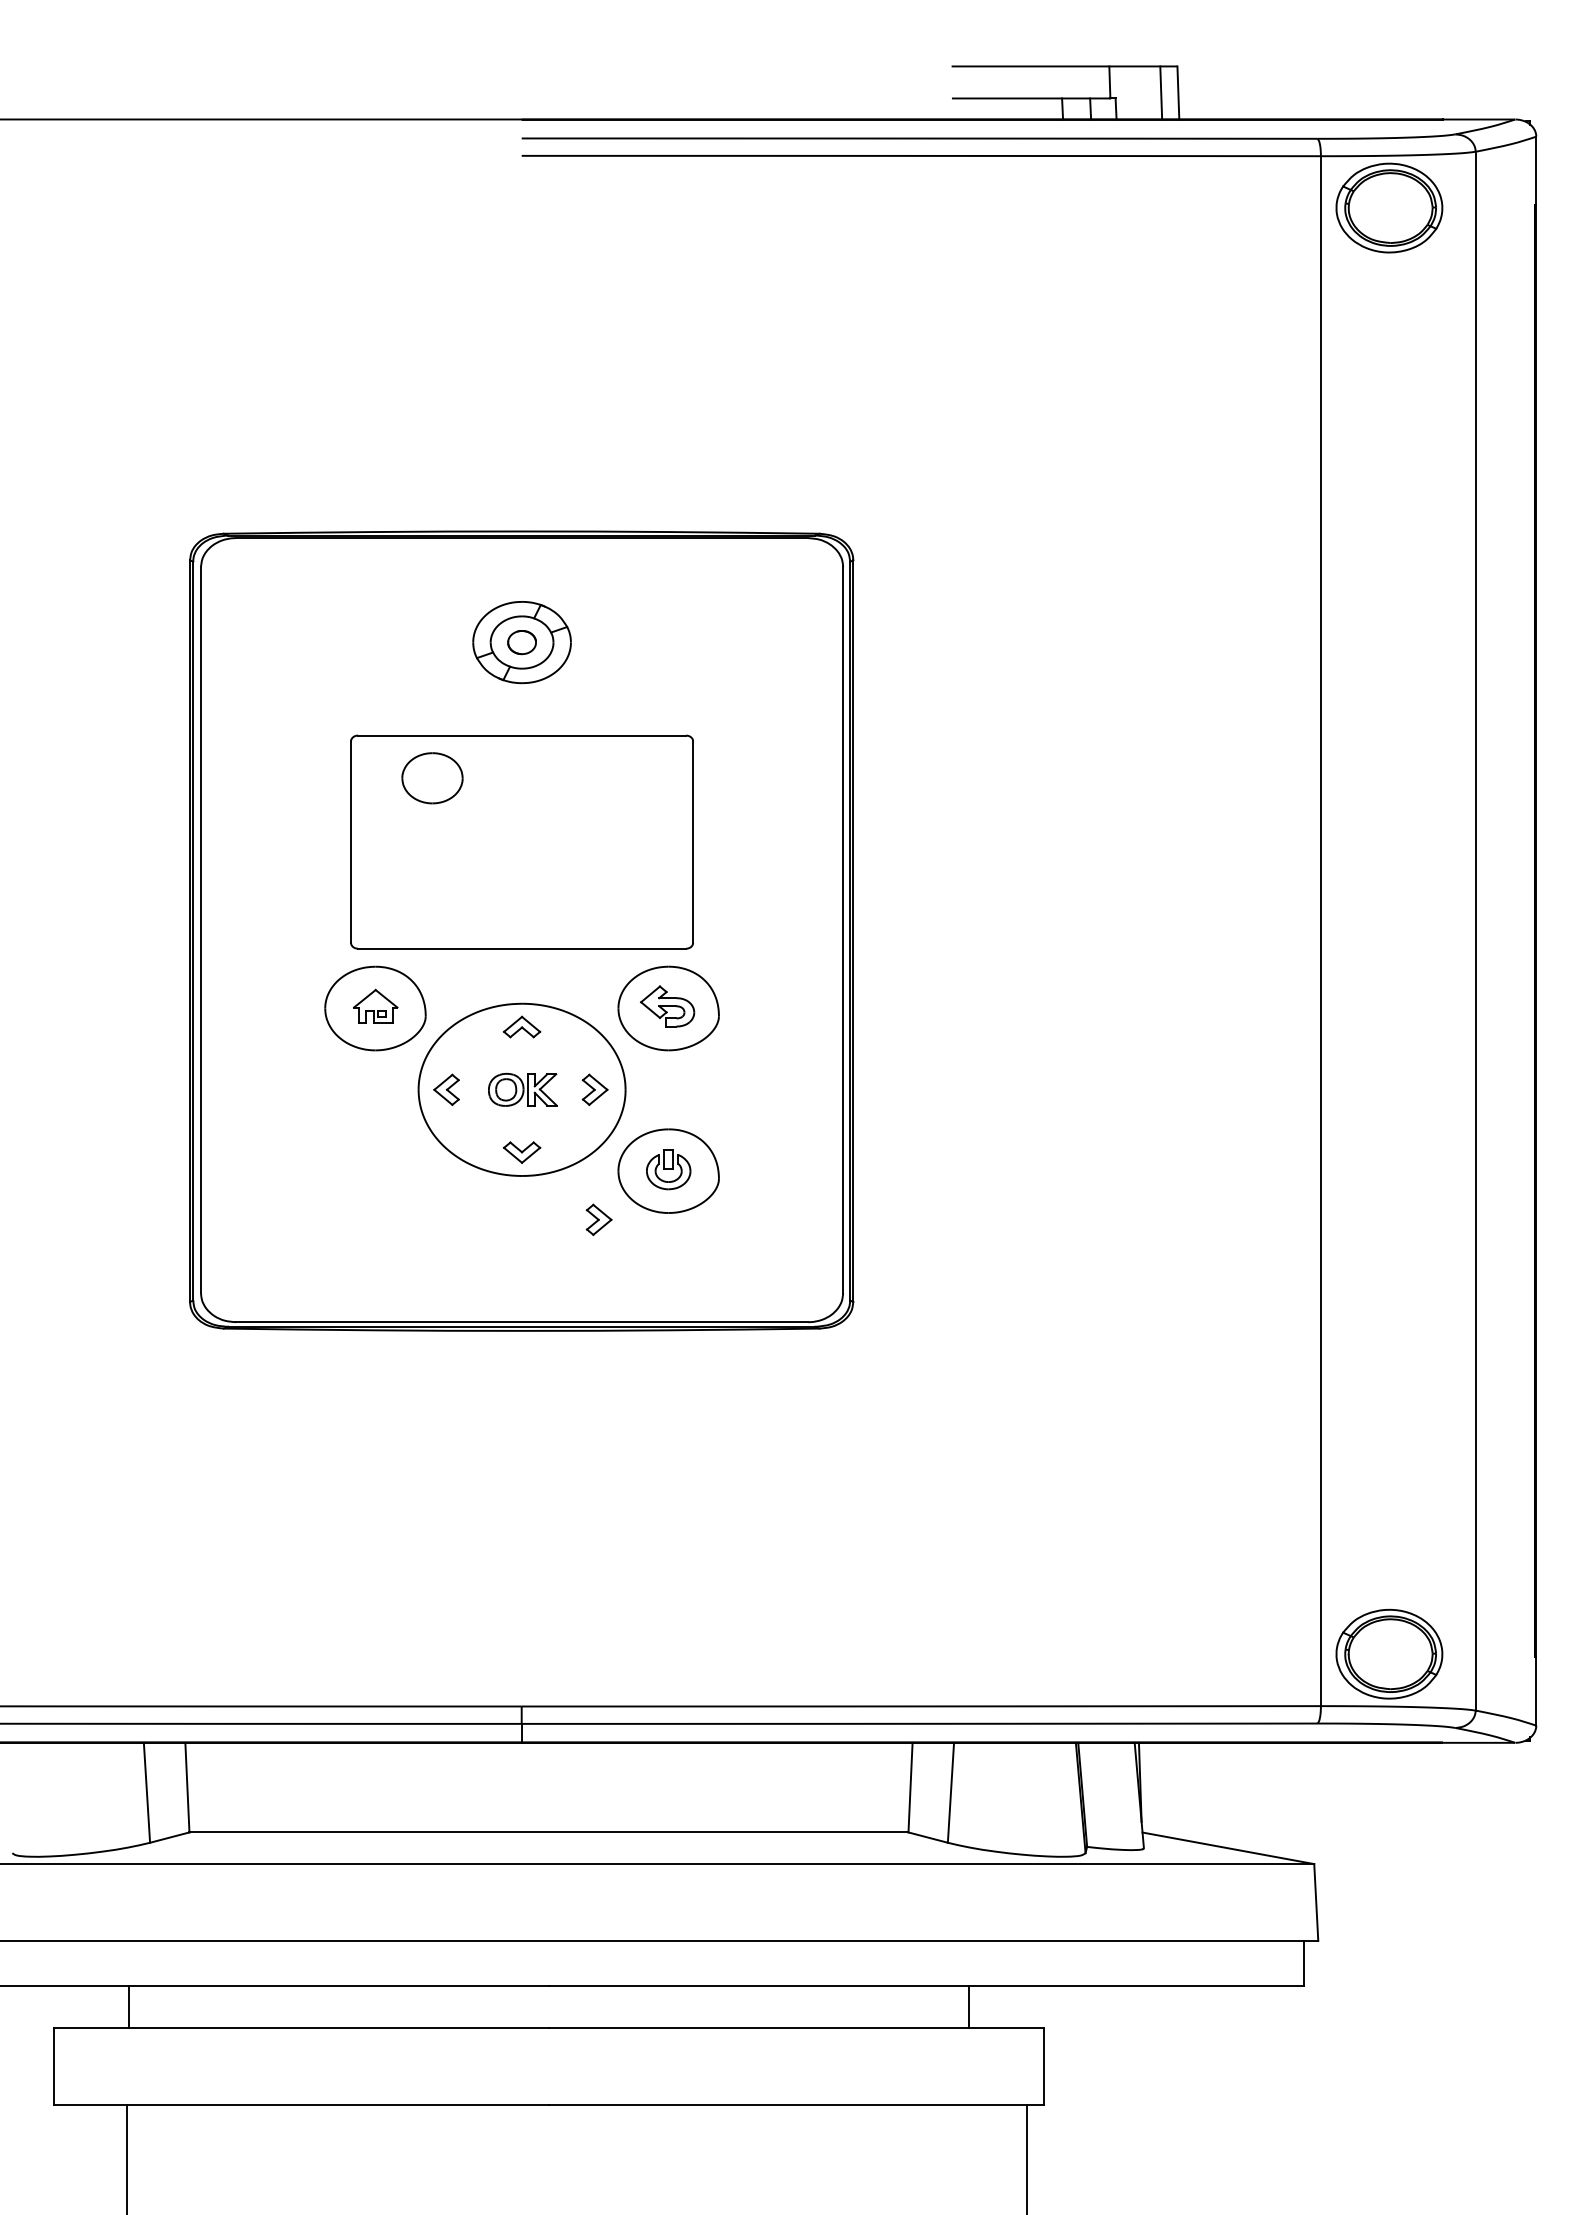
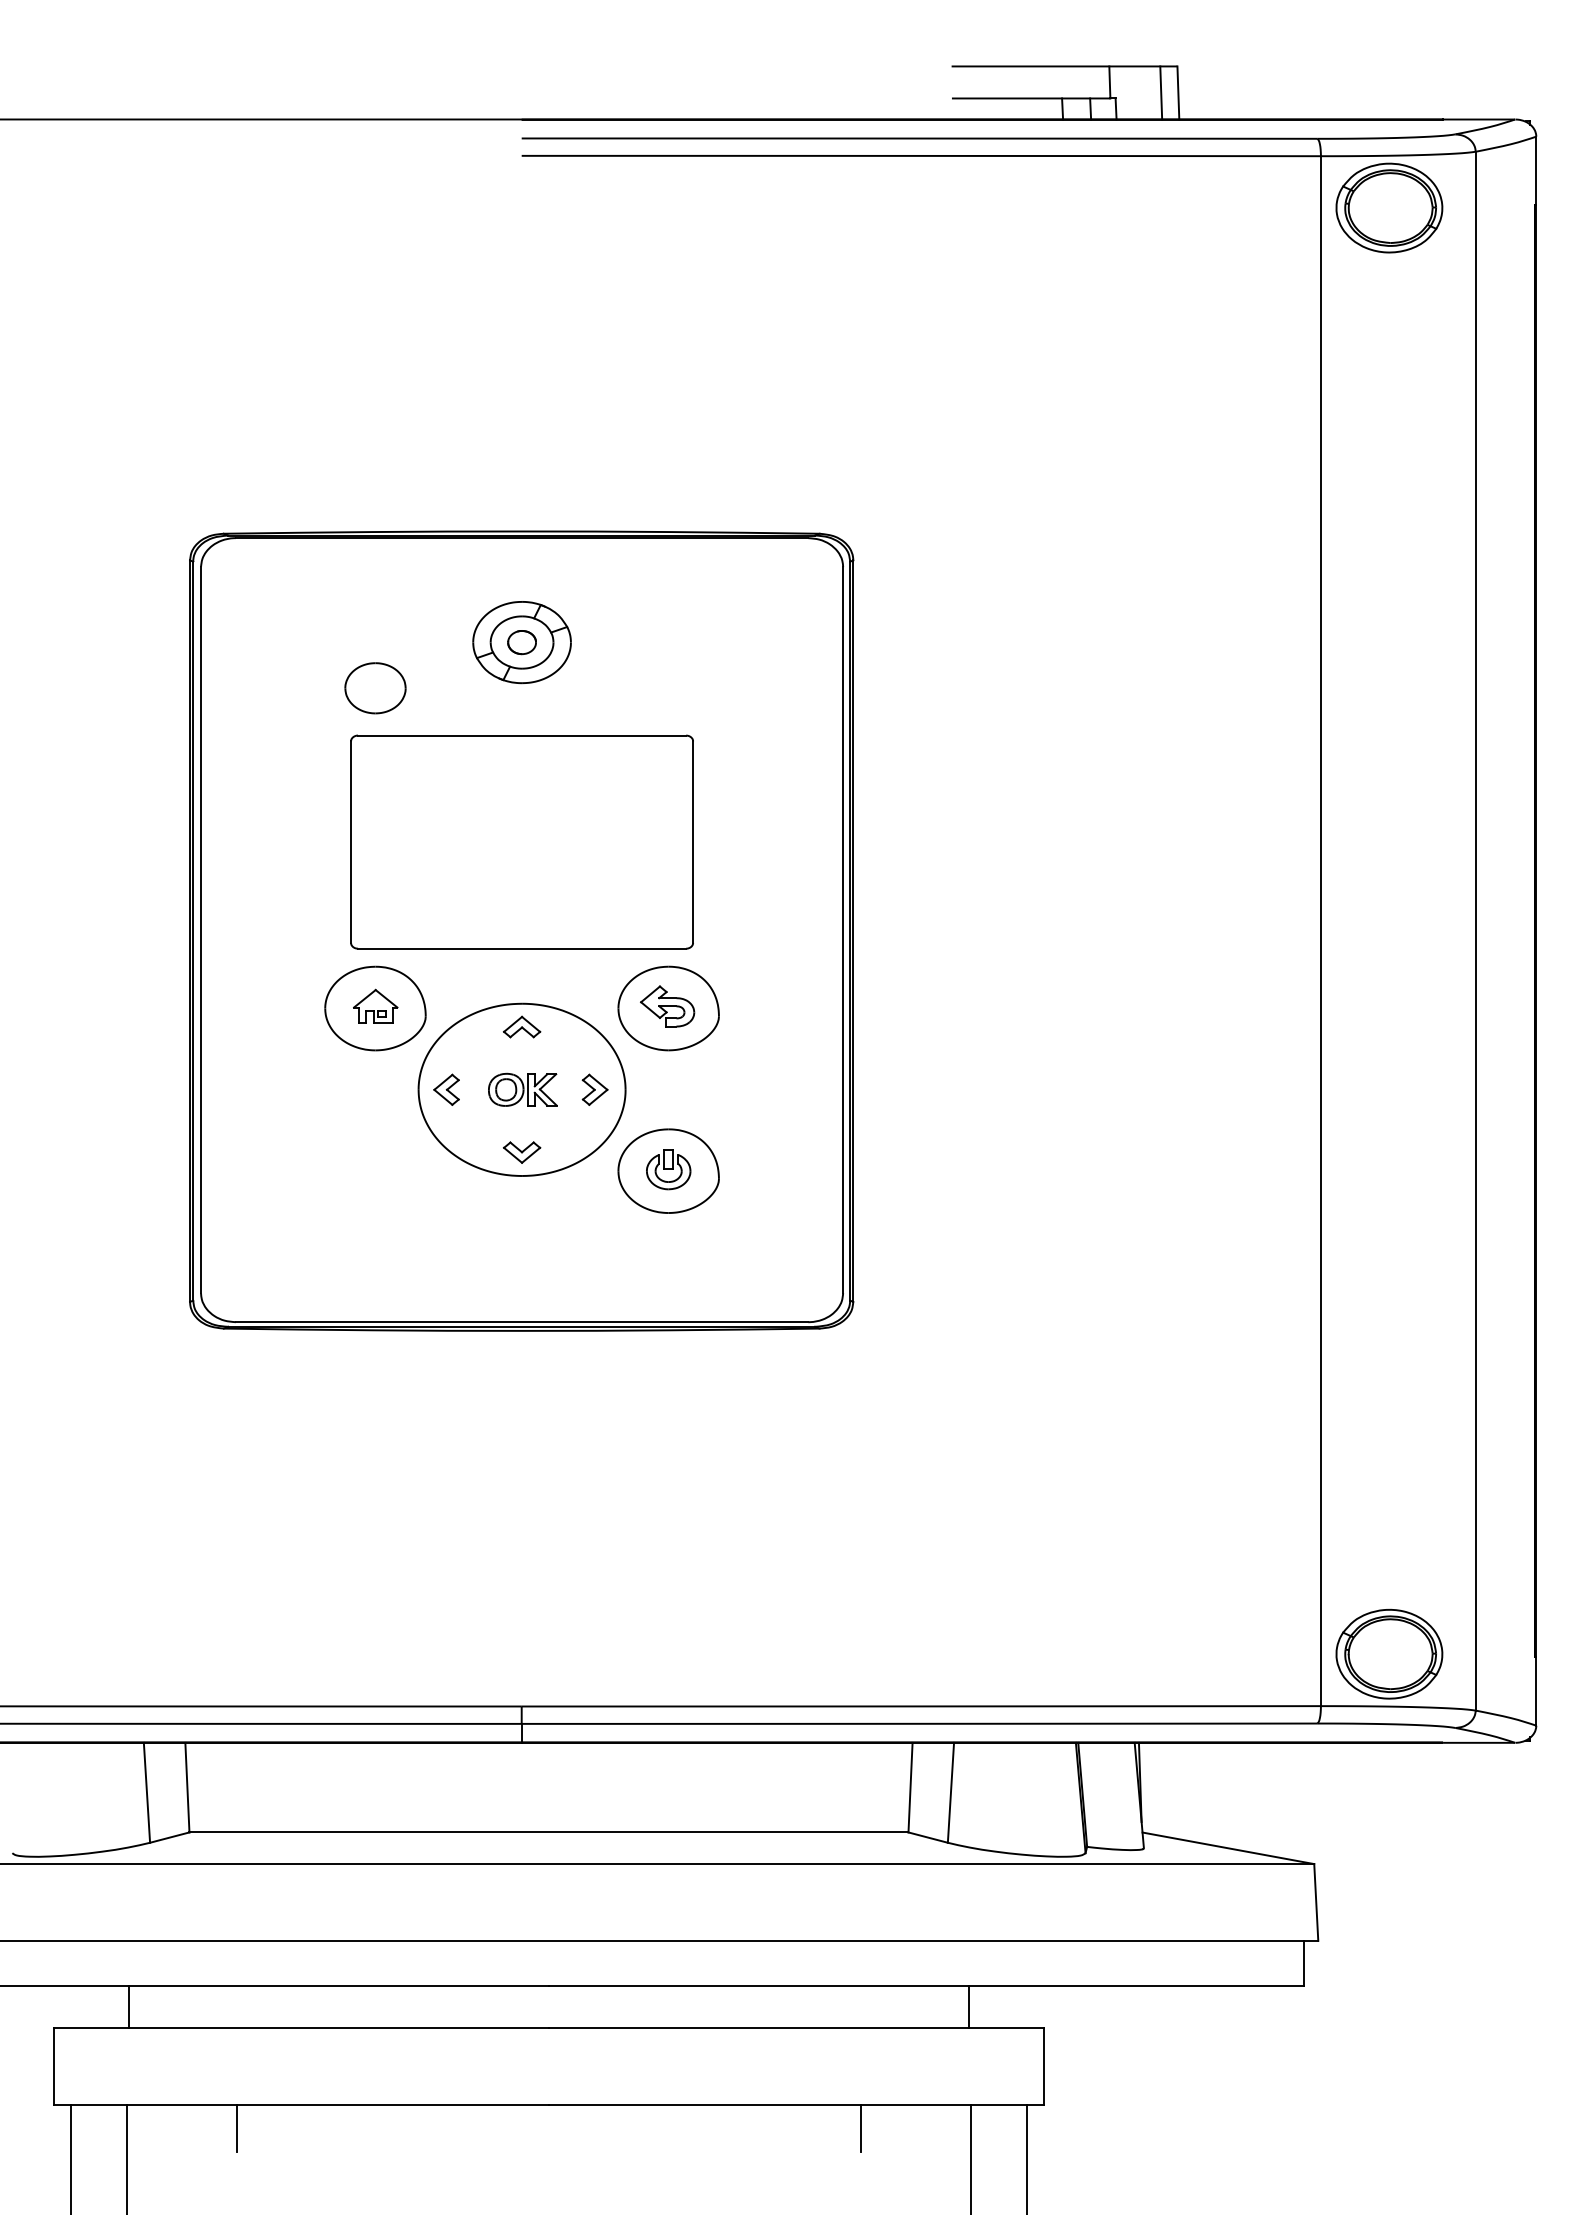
part position: (432, 778) -> (375, 688) (375, 688)
part: present -> none (598, 1219)
line: none -> present (236, 2128)
line: none -> present (860, 2128)
line: none -> present (71, 2158)
line: none -> present (970, 2158)
